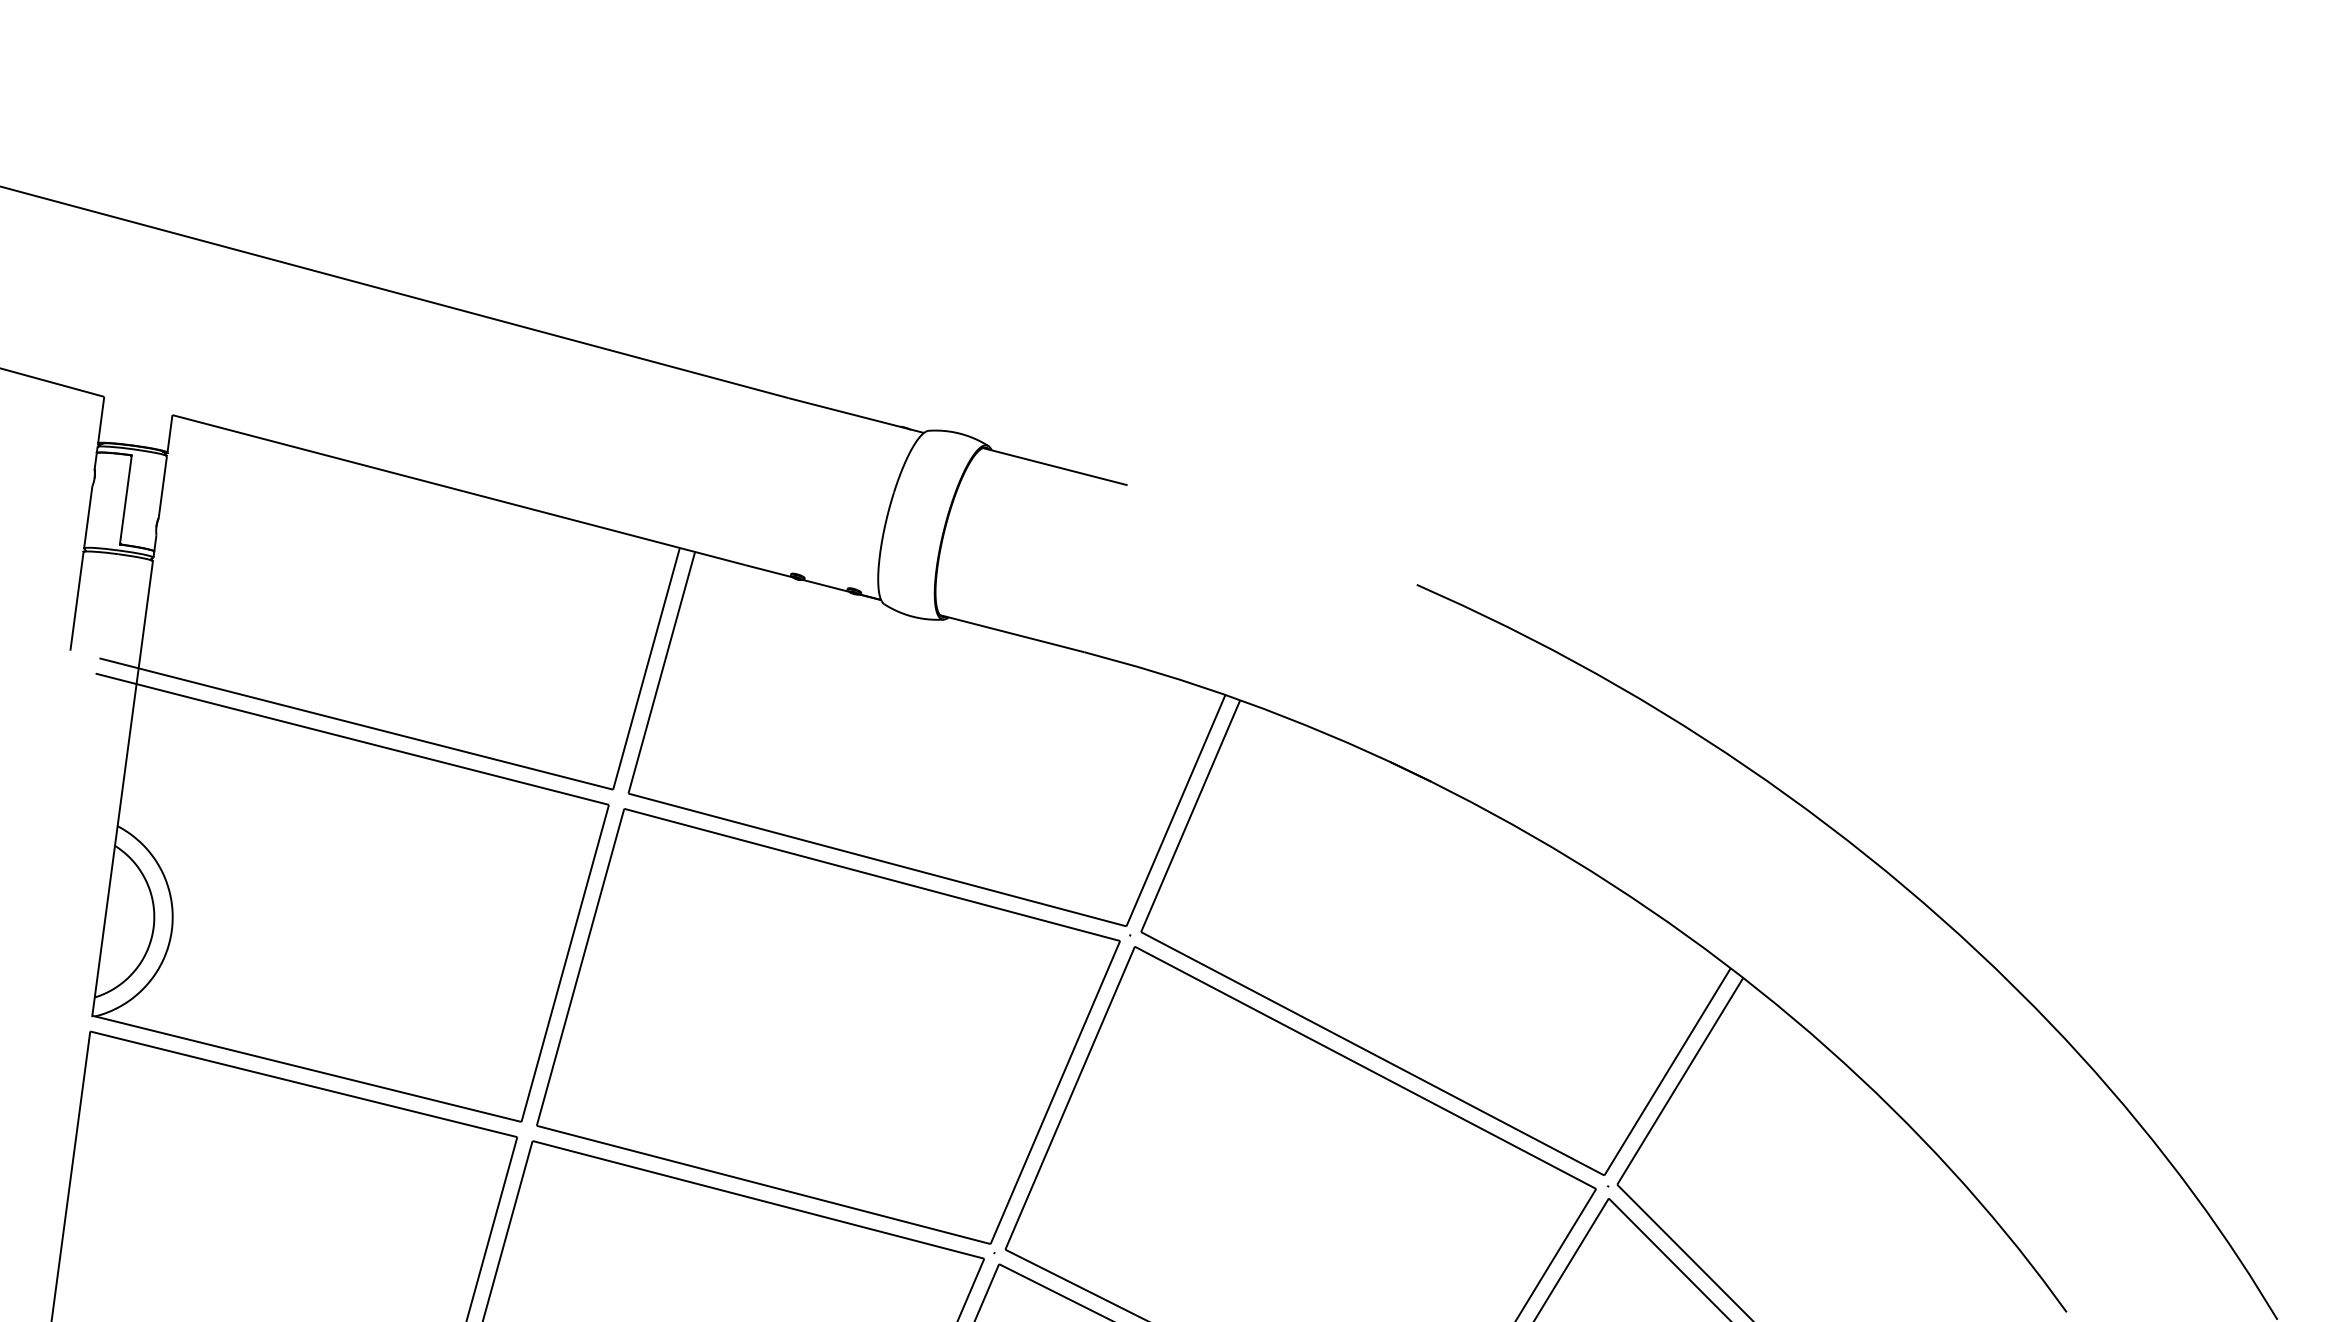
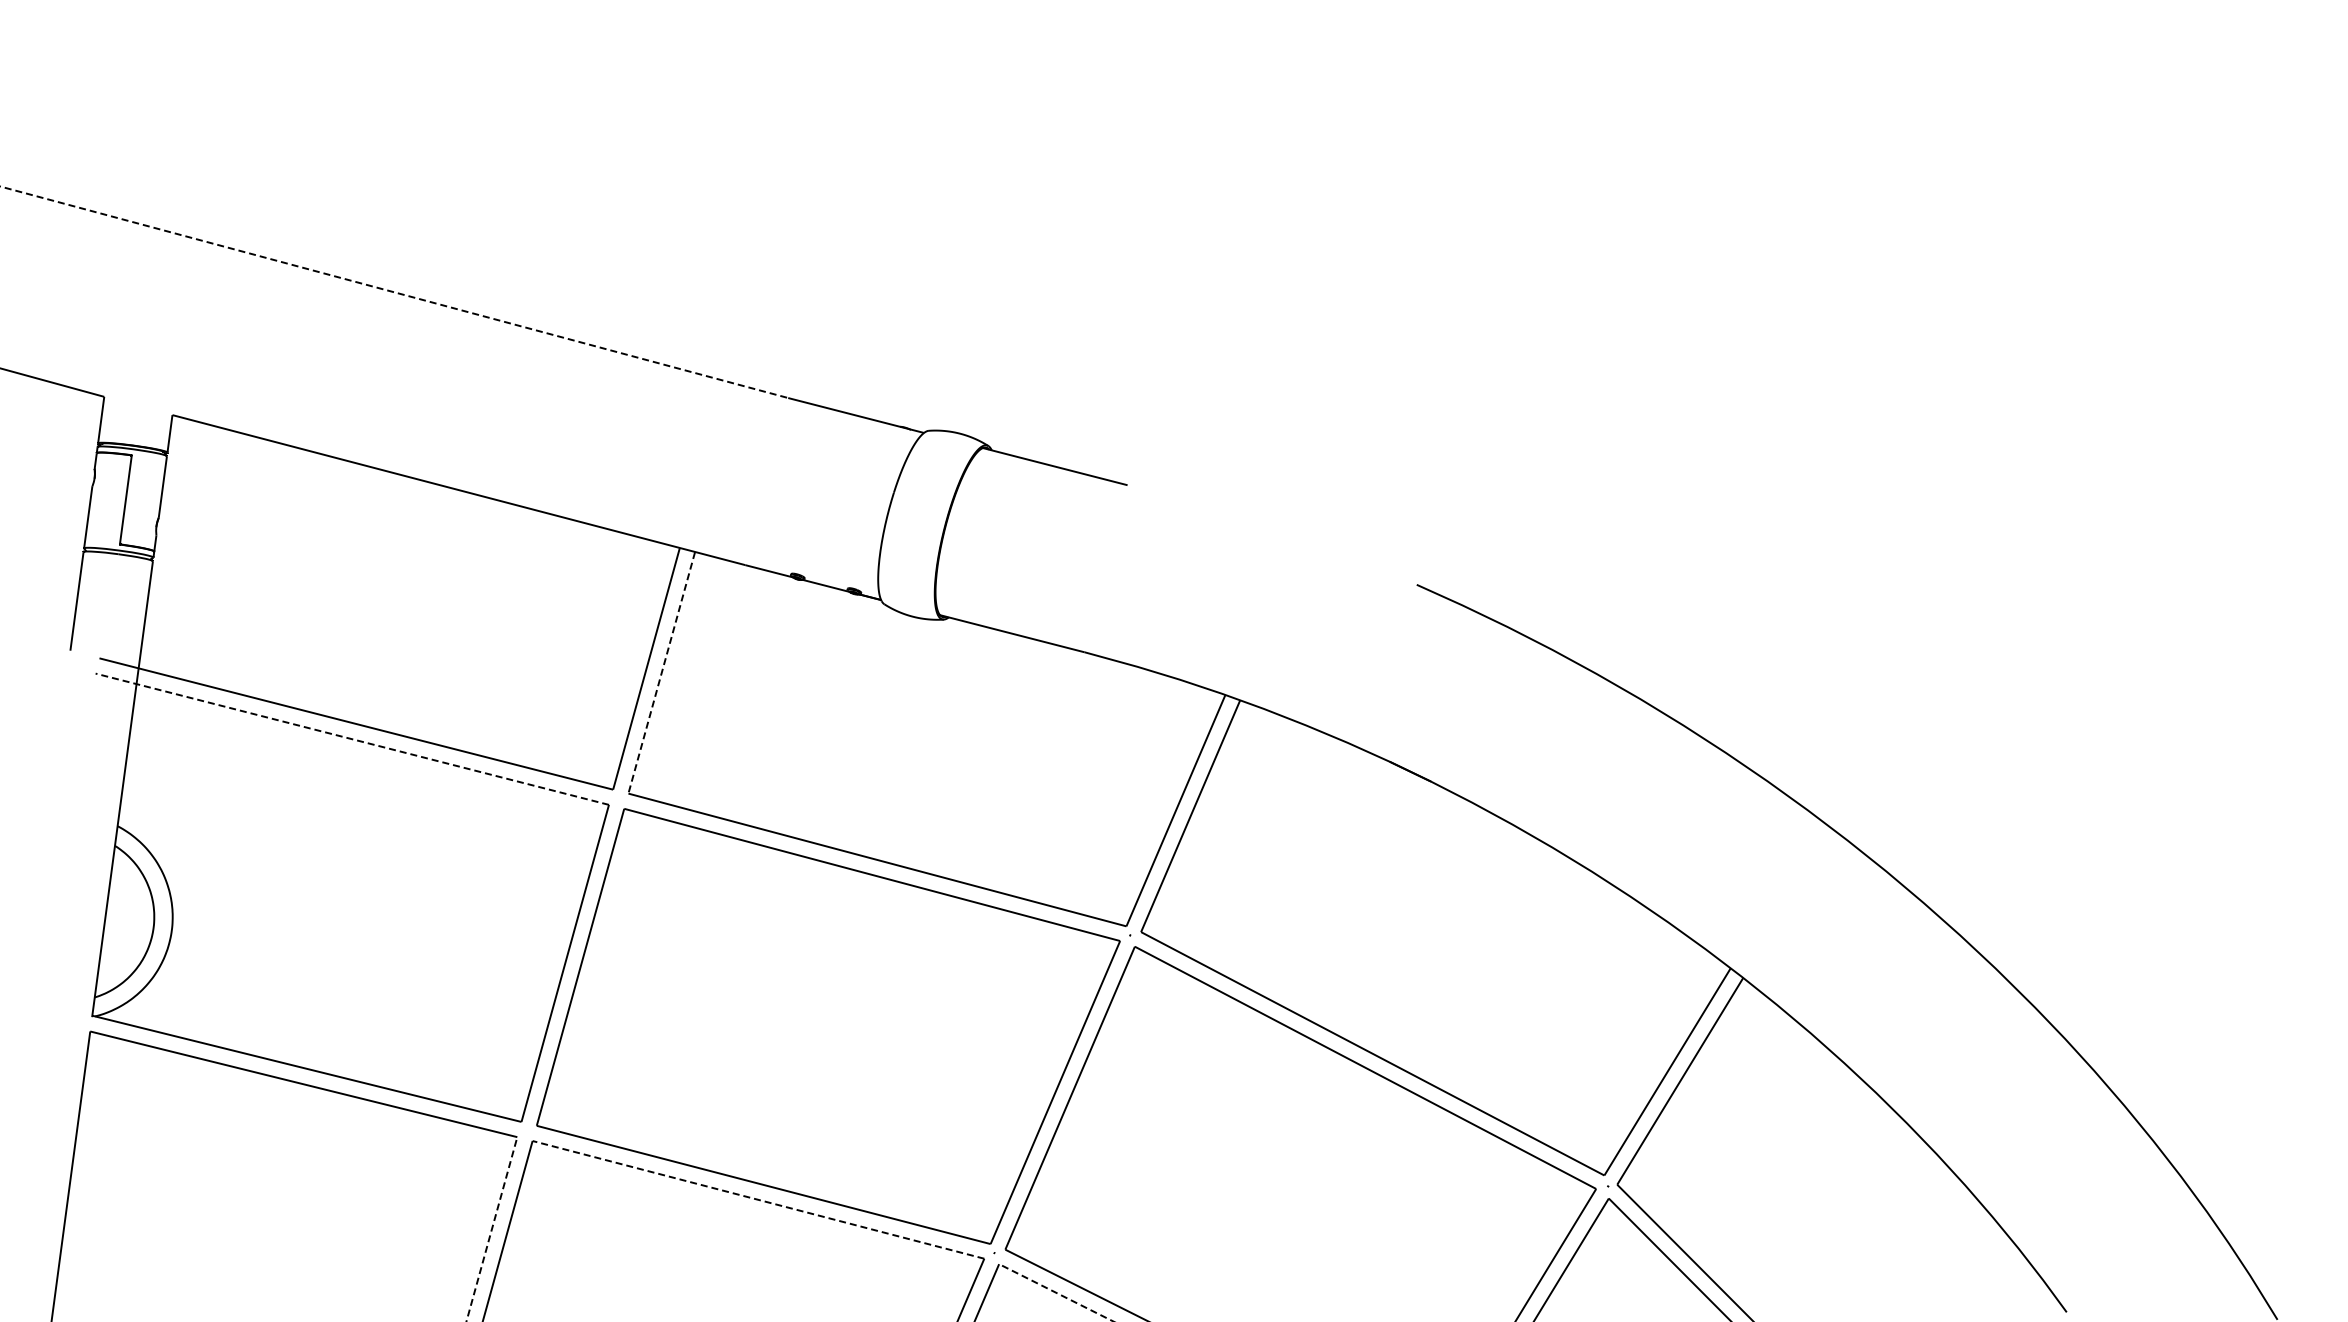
line: solid -> dashed (394, 292)
line: solid -> dashed (661, 673)
line: solid -> dashed (352, 739)
line: solid -> dashed (758, 1199)
line: solid -> dashed (492, 1228)
line: solid -> dashed (1056, 1292)
